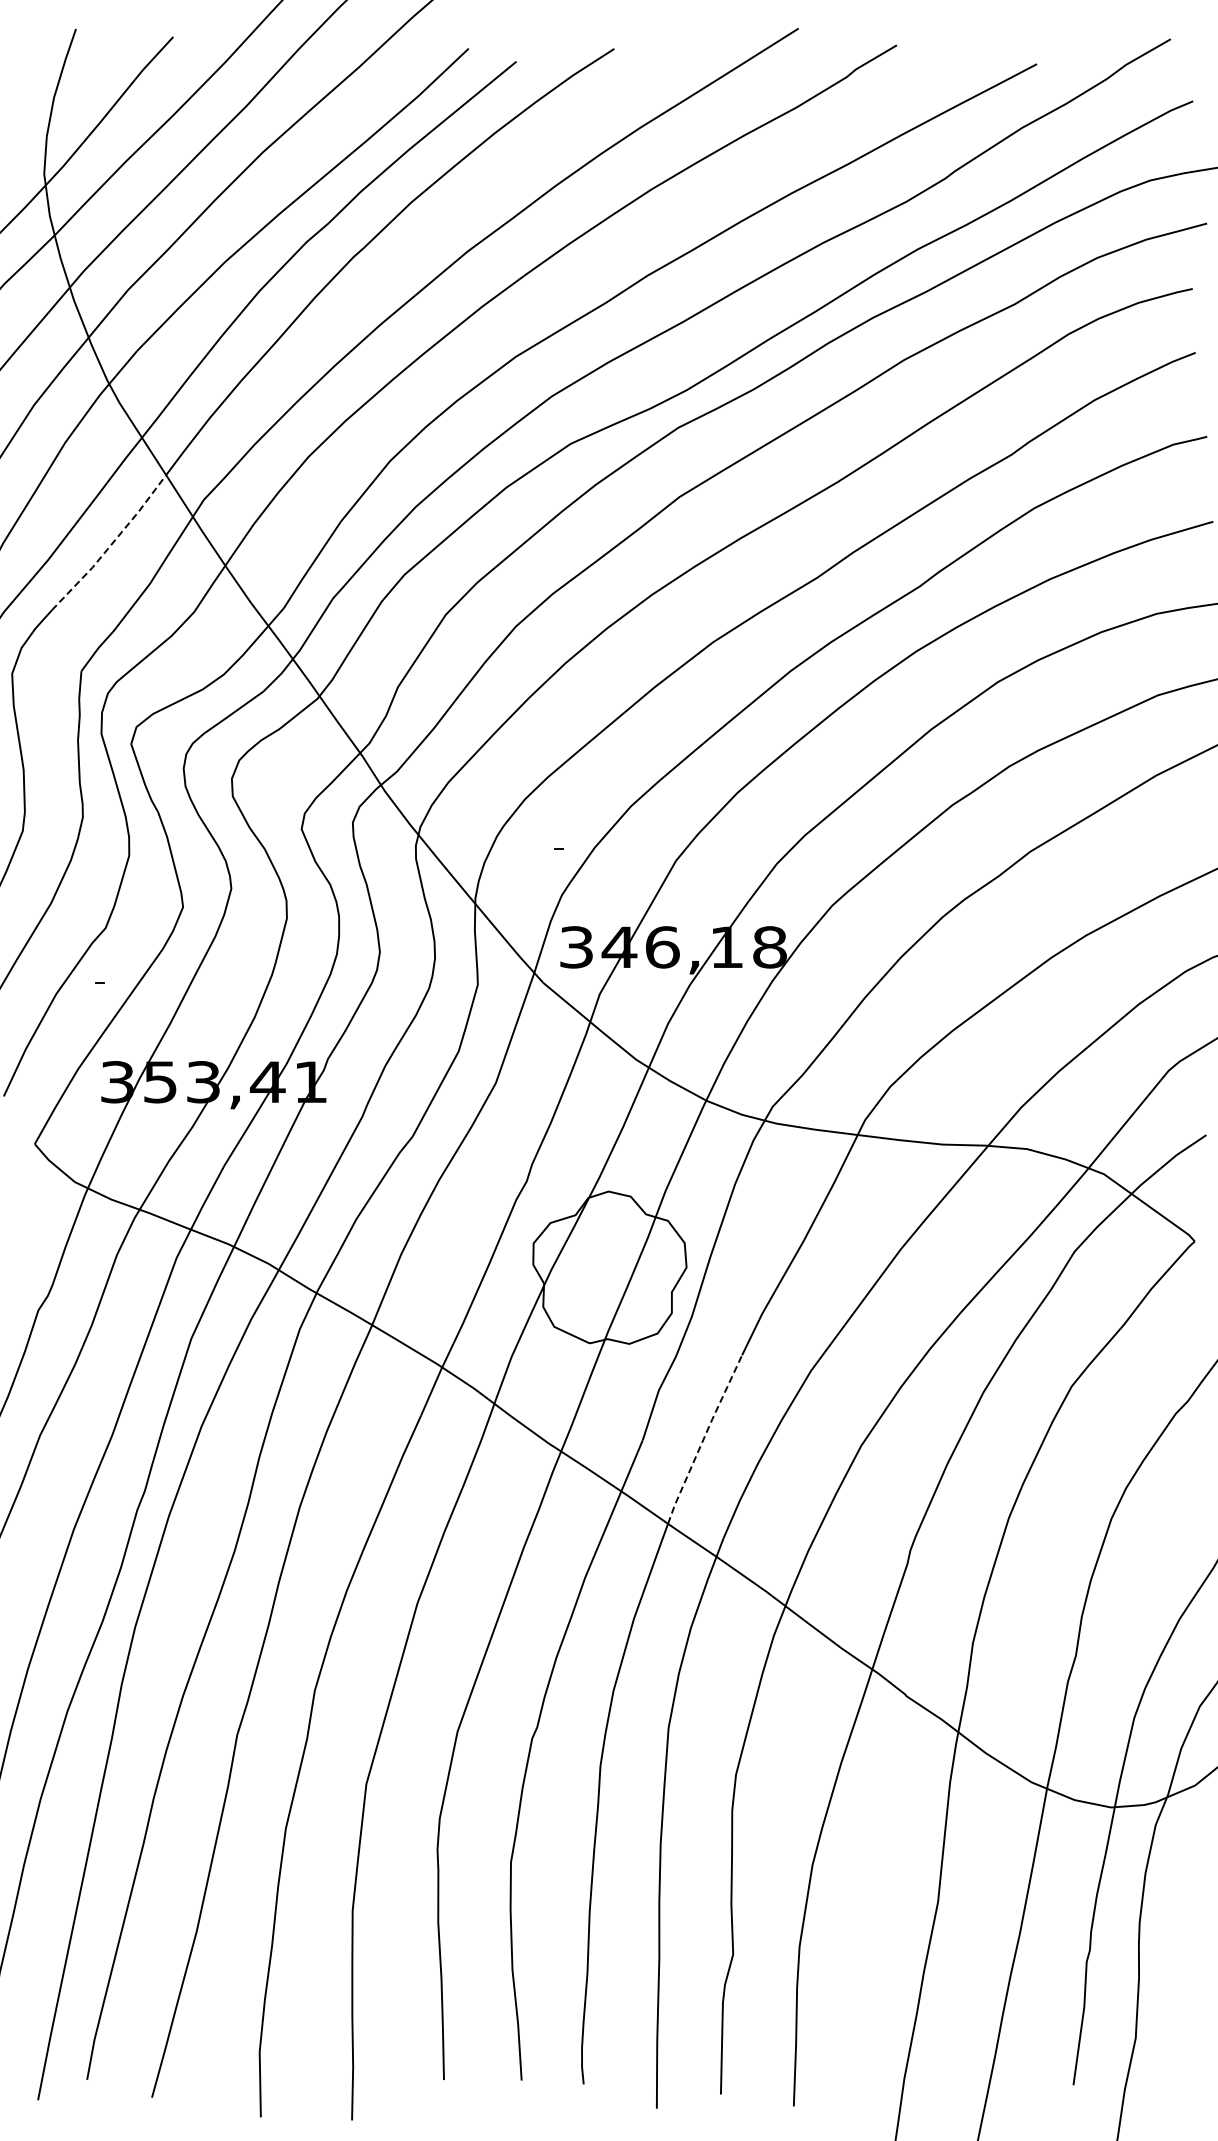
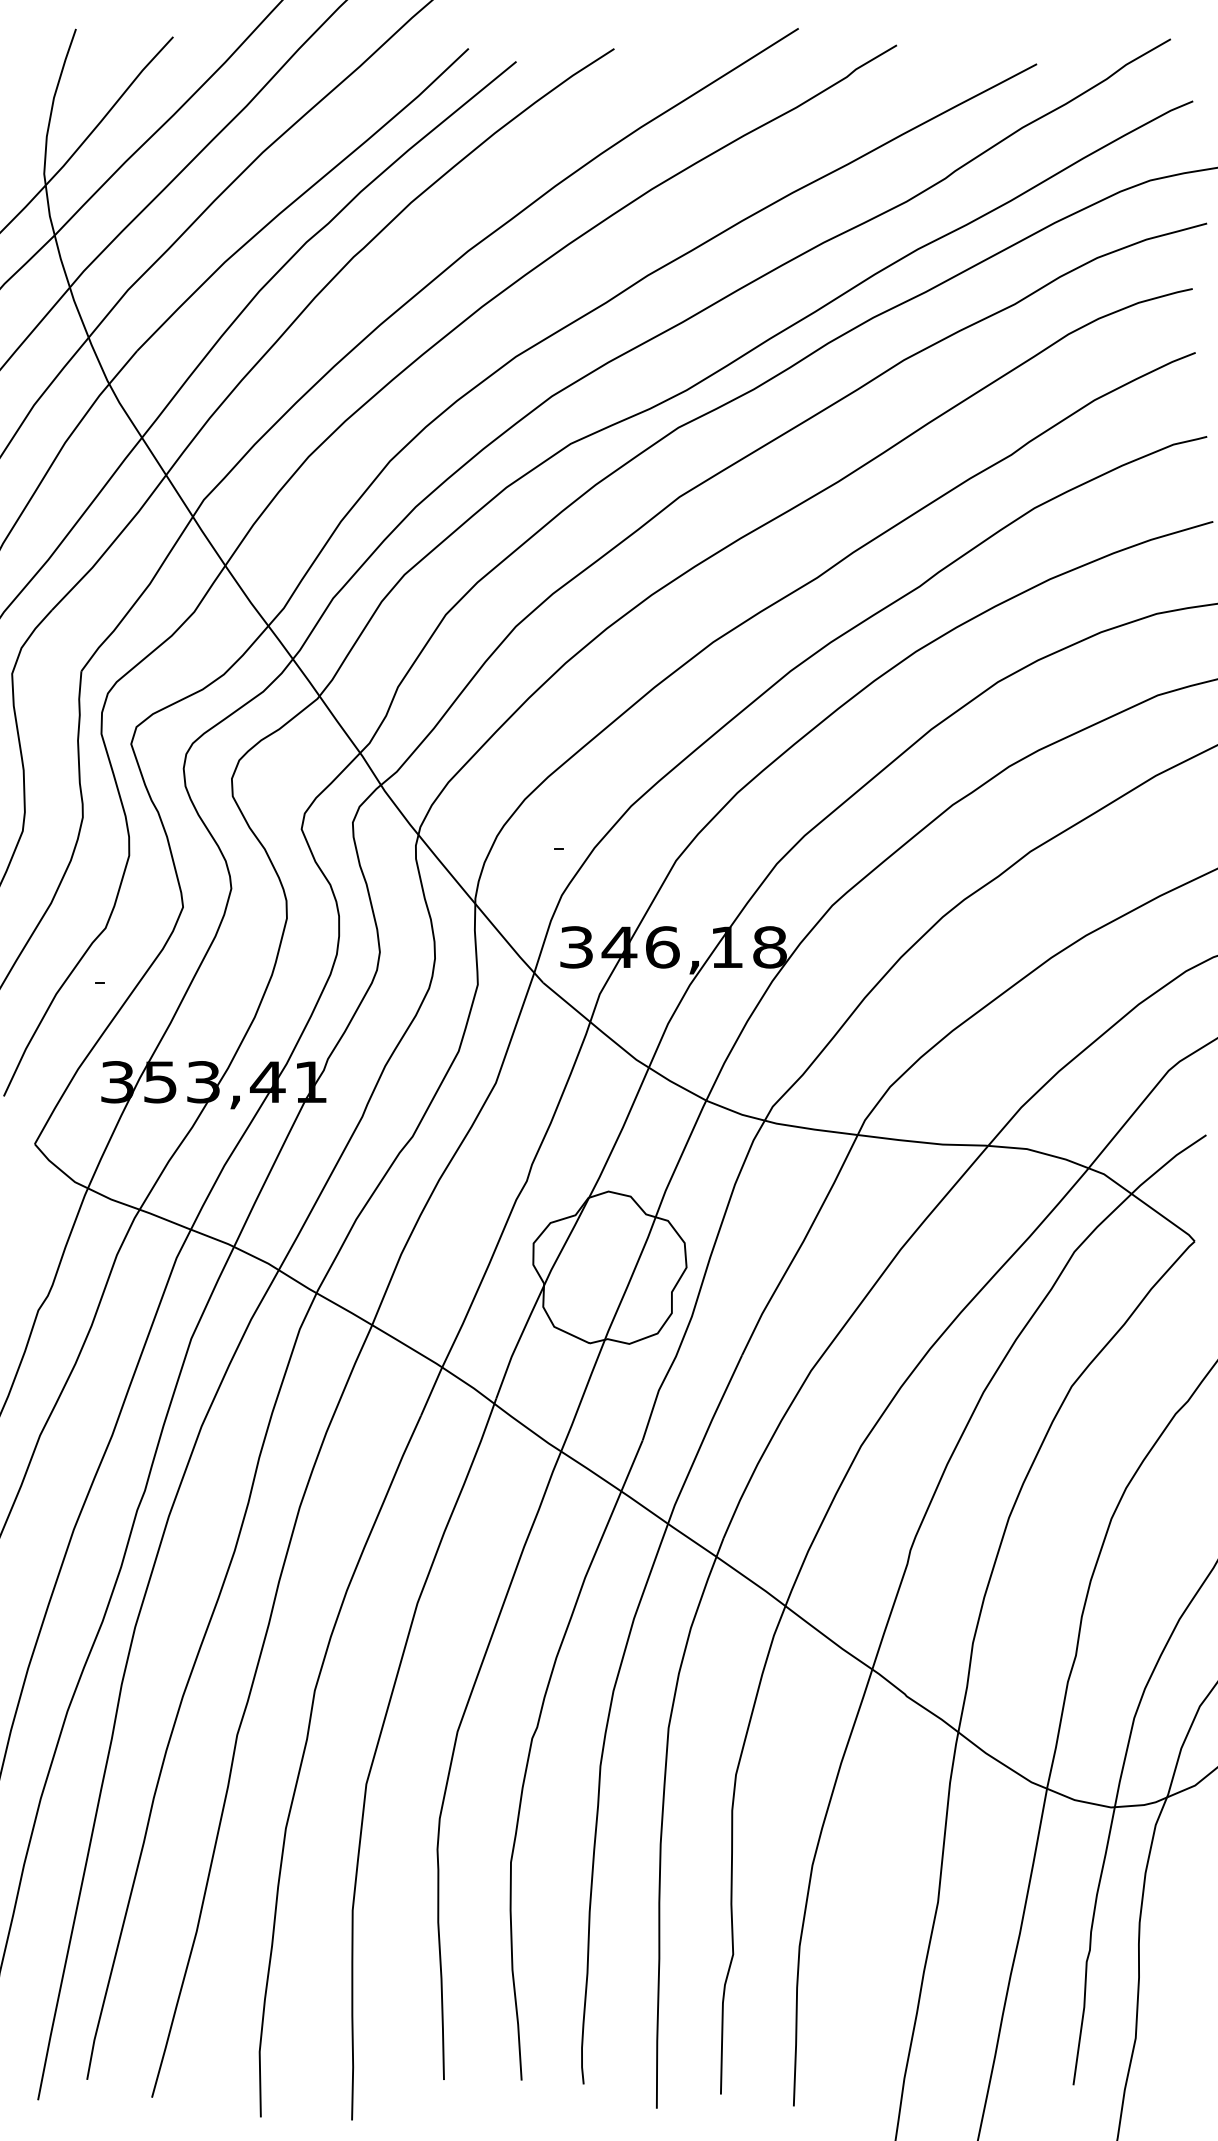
line: dashed -> solid (111, 544)
line: dashed -> solid (703, 1438)
